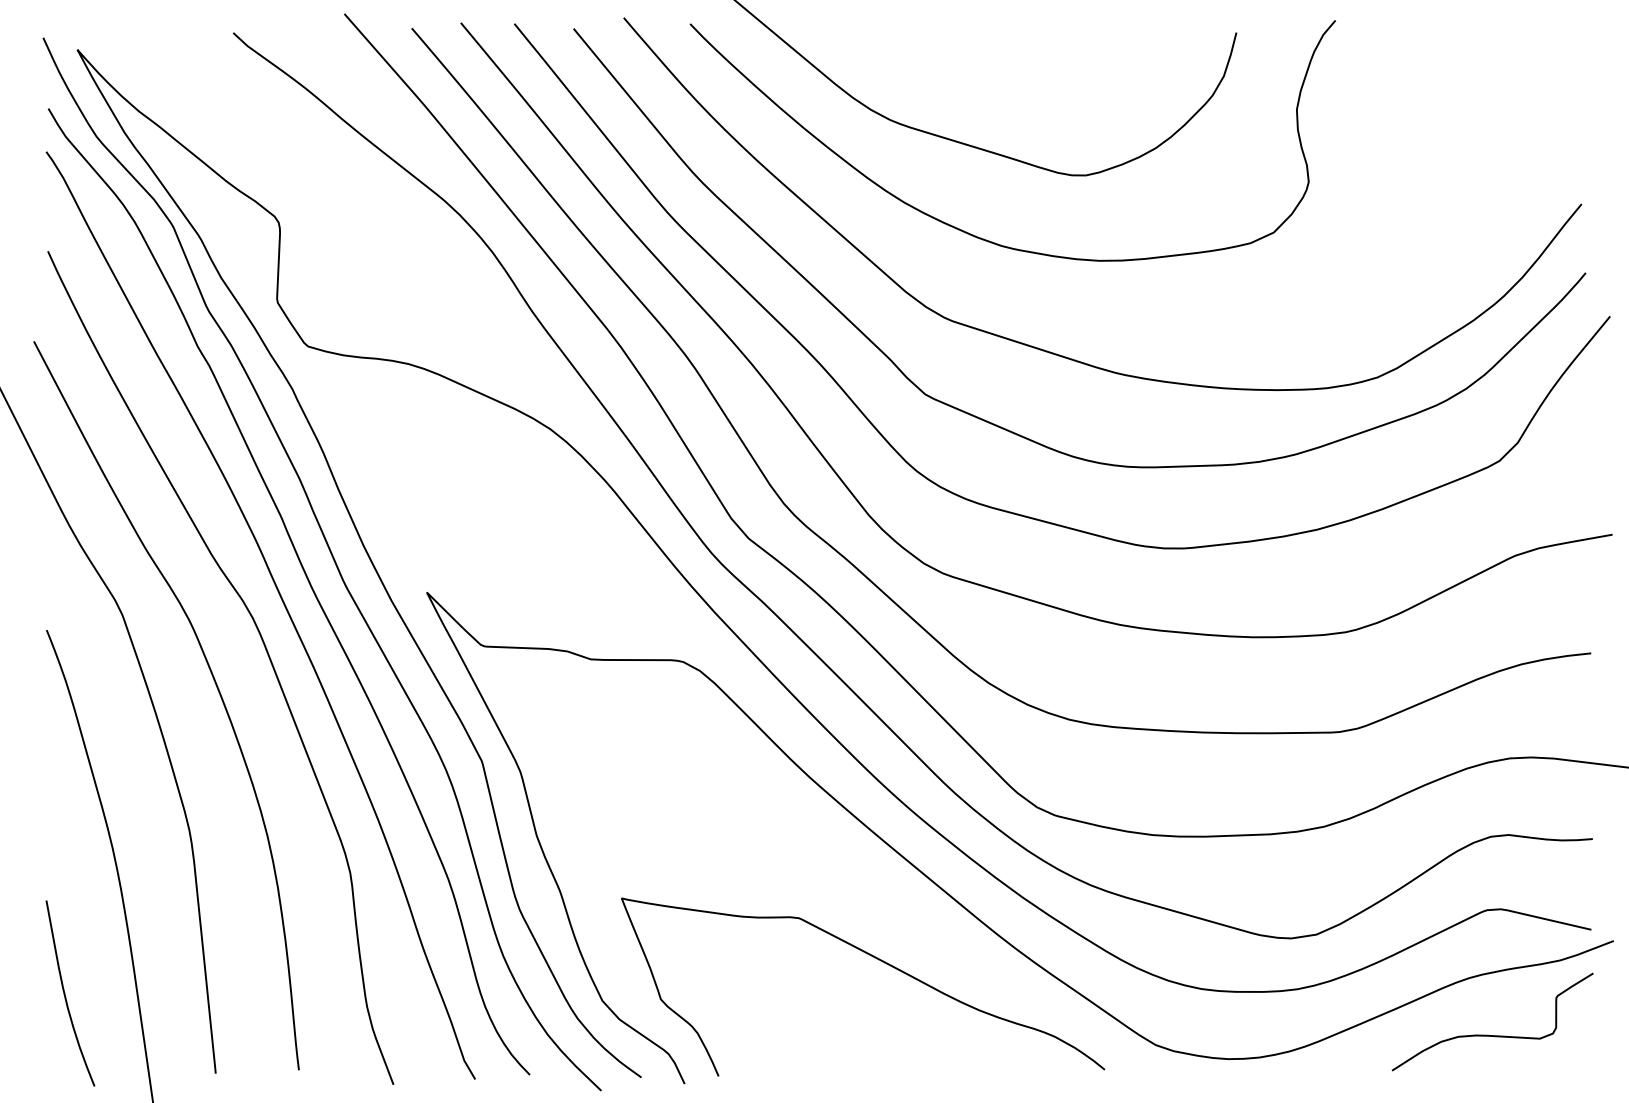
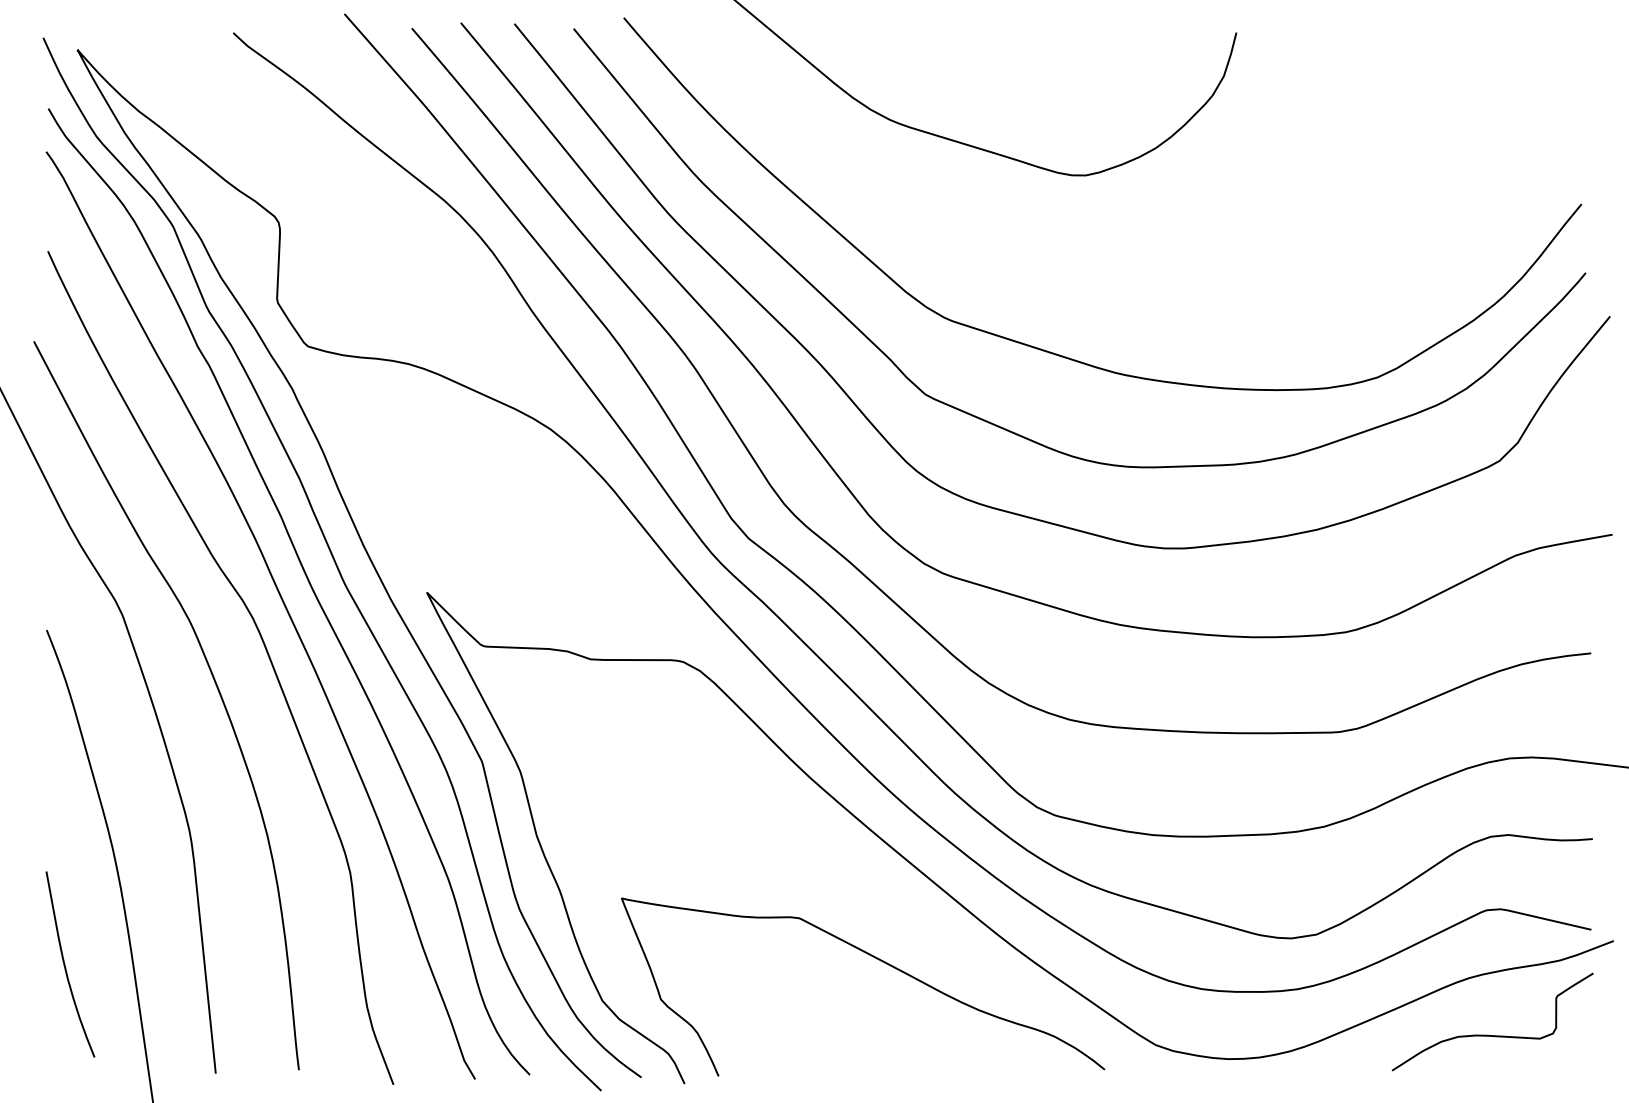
curve: present -> none (973, 234)
curve position: (65, 993) -> (65, 964) (65, 964)
